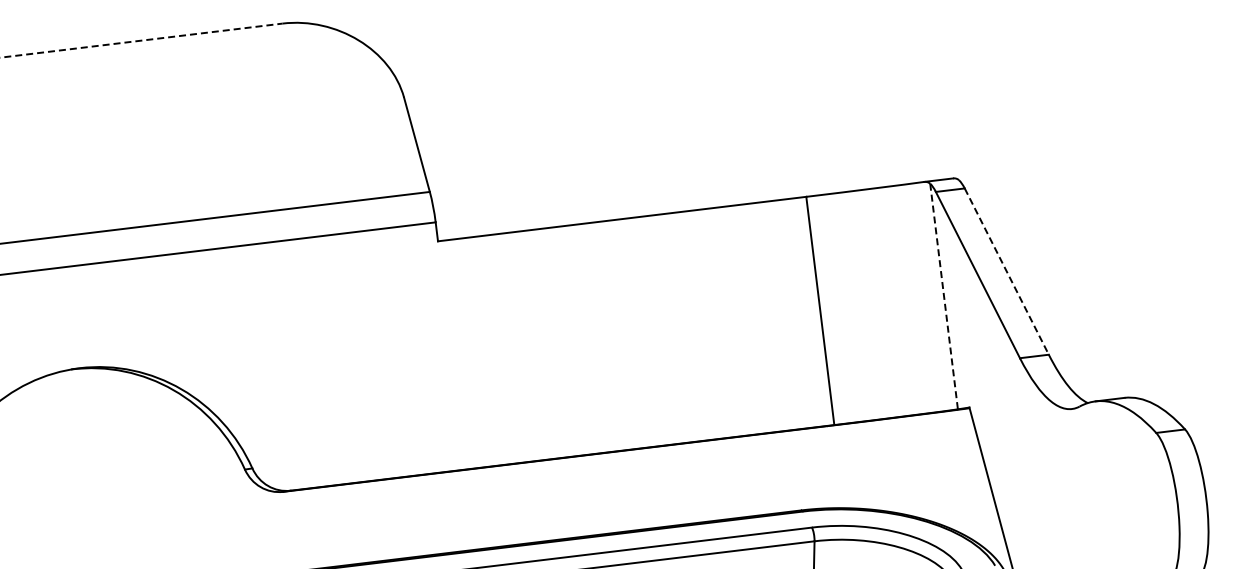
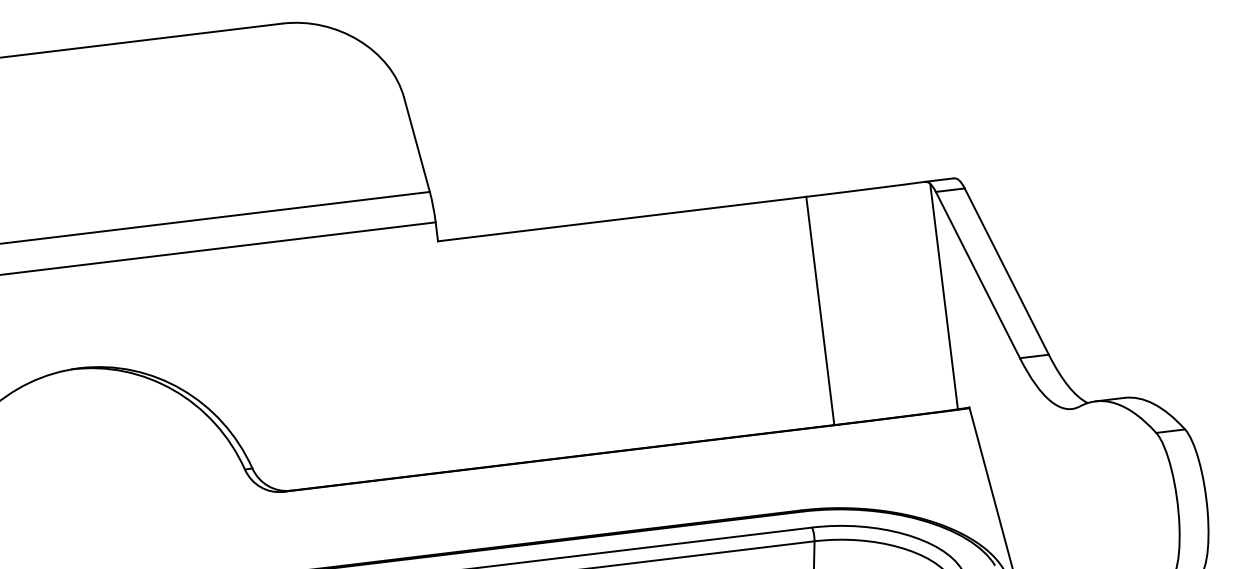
line: dashed -> solid (141, 40)
line: dashed -> solid (1007, 272)
line: dashed -> solid (944, 296)
